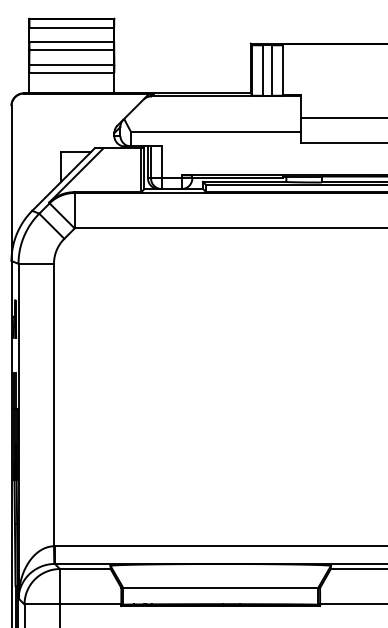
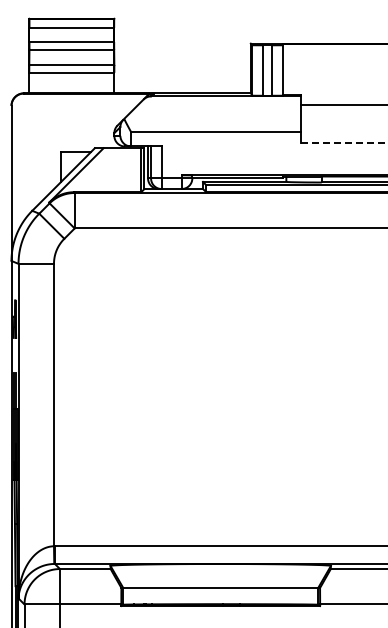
line position: (342, 118) -> (342, 105) (342, 105)
line: solid -> dashed (344, 142)
